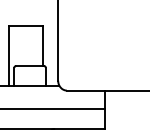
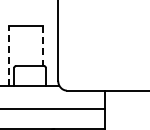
line: solid -> dashed (43, 46)
line: solid -> dashed (9, 56)
